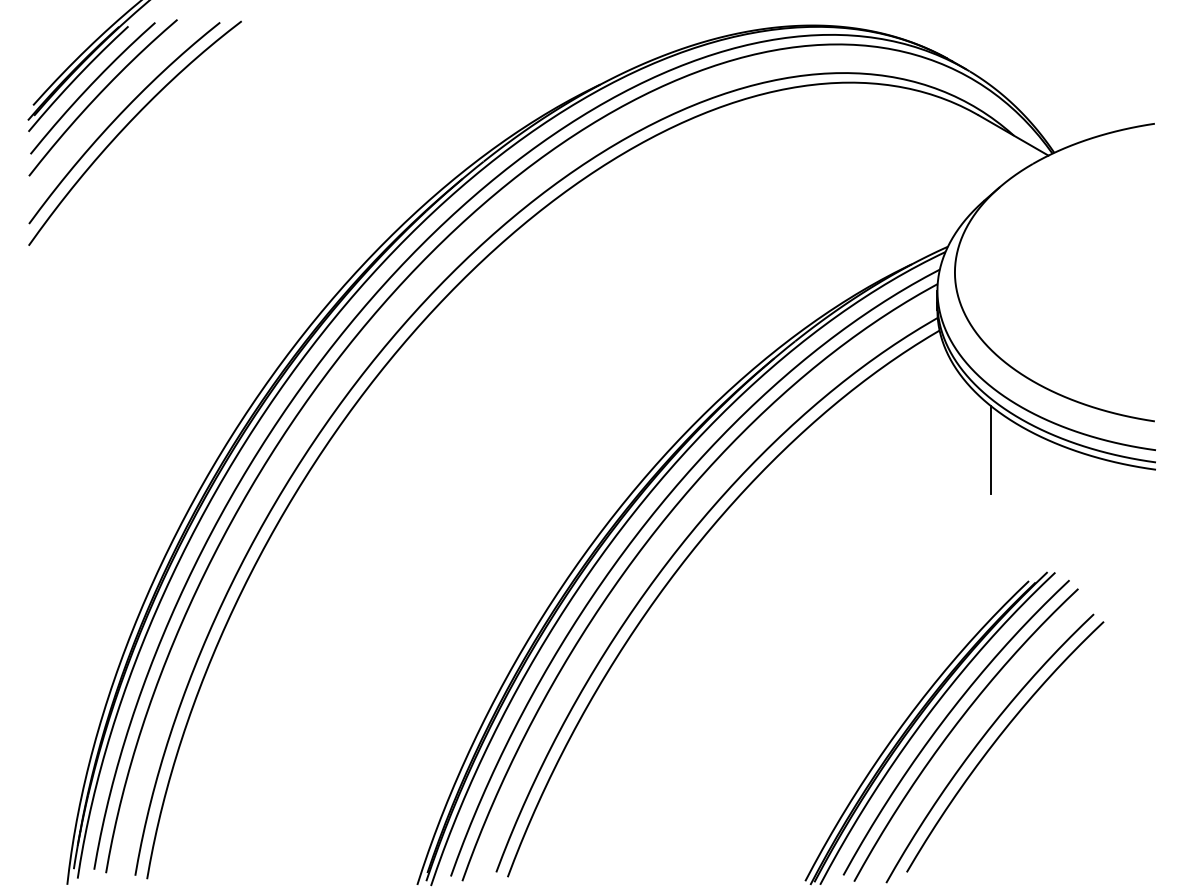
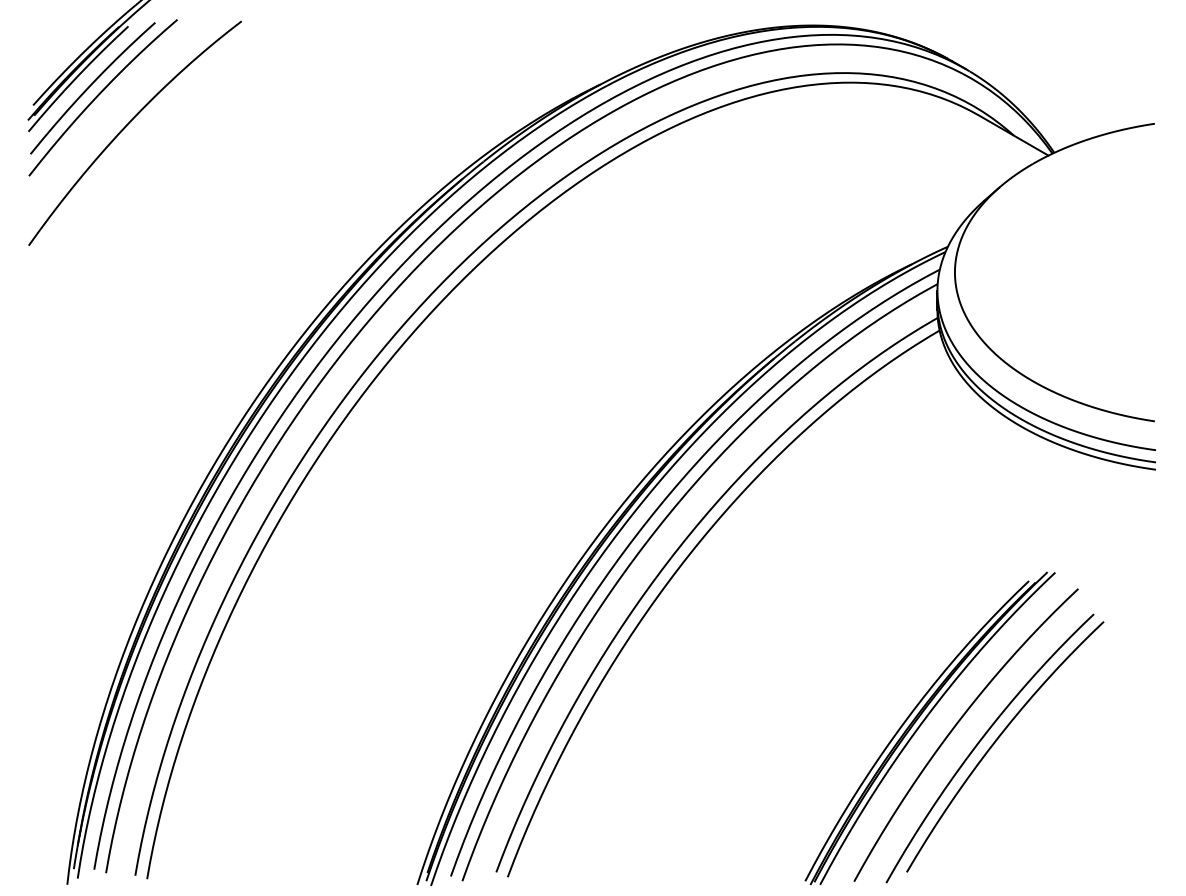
curve: present -> none (118, 117)
line: present -> none (991, 450)
curve: present -> none (944, 721)
